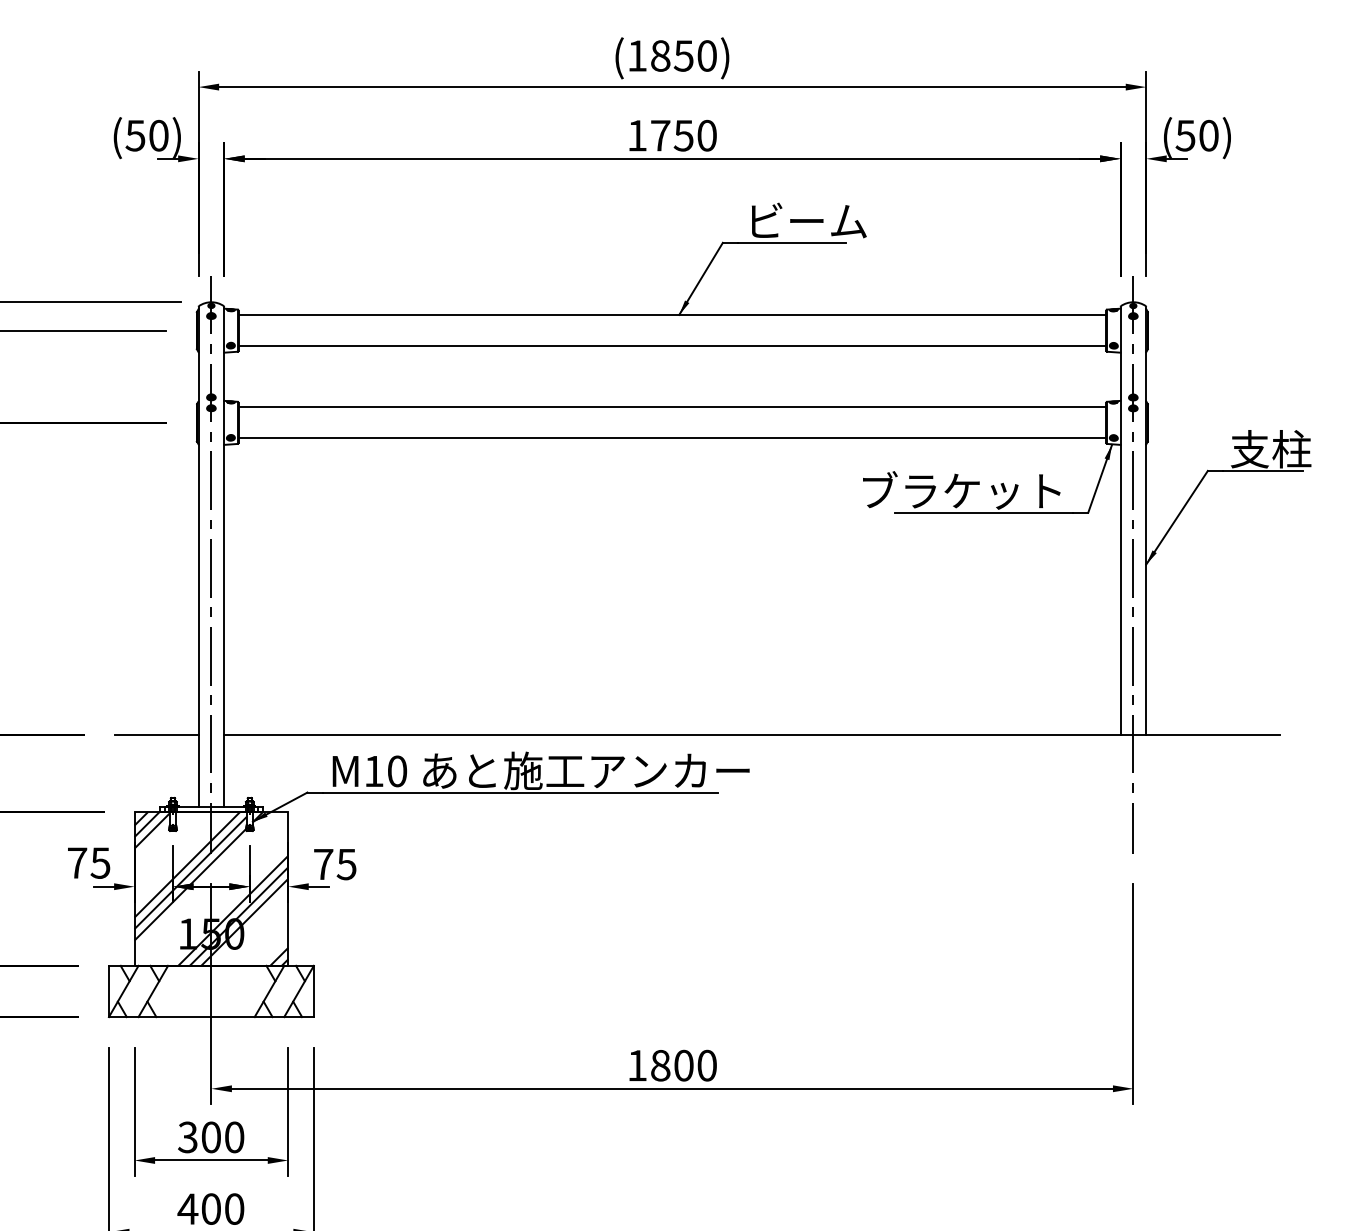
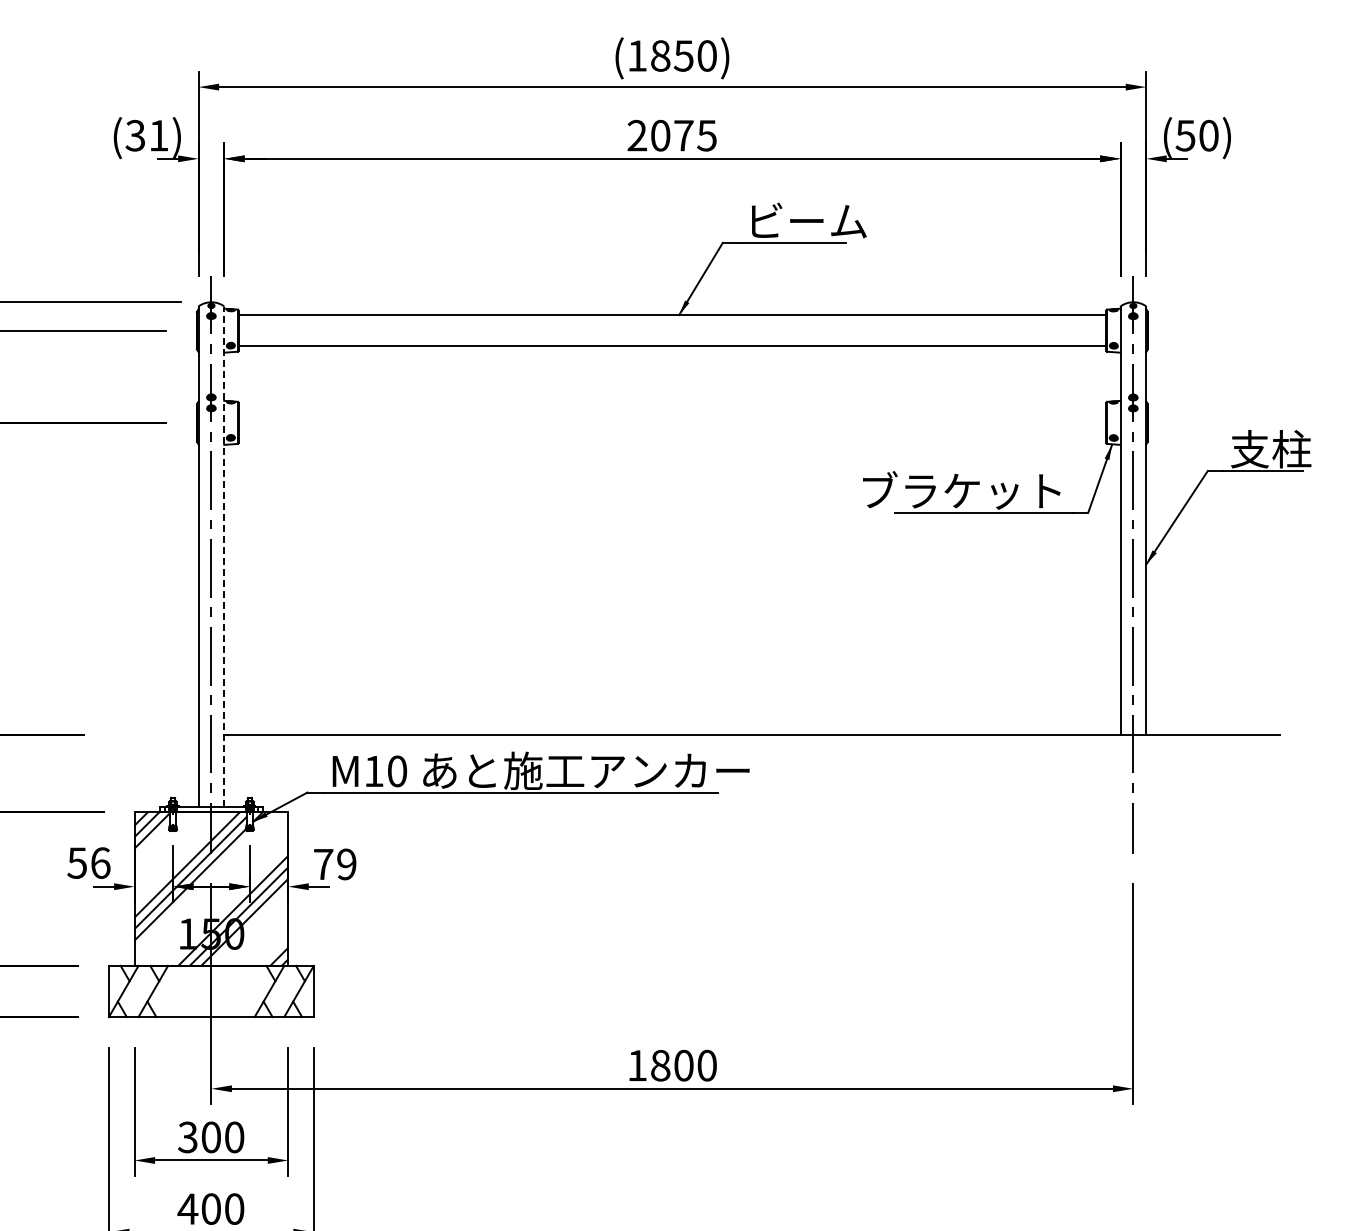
text: (50) -> (31) (147, 135)
text: 1750 -> 2075 (671, 135)
line: present -> none (672, 407)
line: present -> none (672, 438)
line: solid -> dashed (224, 556)
line: present -> none (156, 735)
text: 75 -> 56 (88, 862)
text: 75 -> 79 (346, 864)
